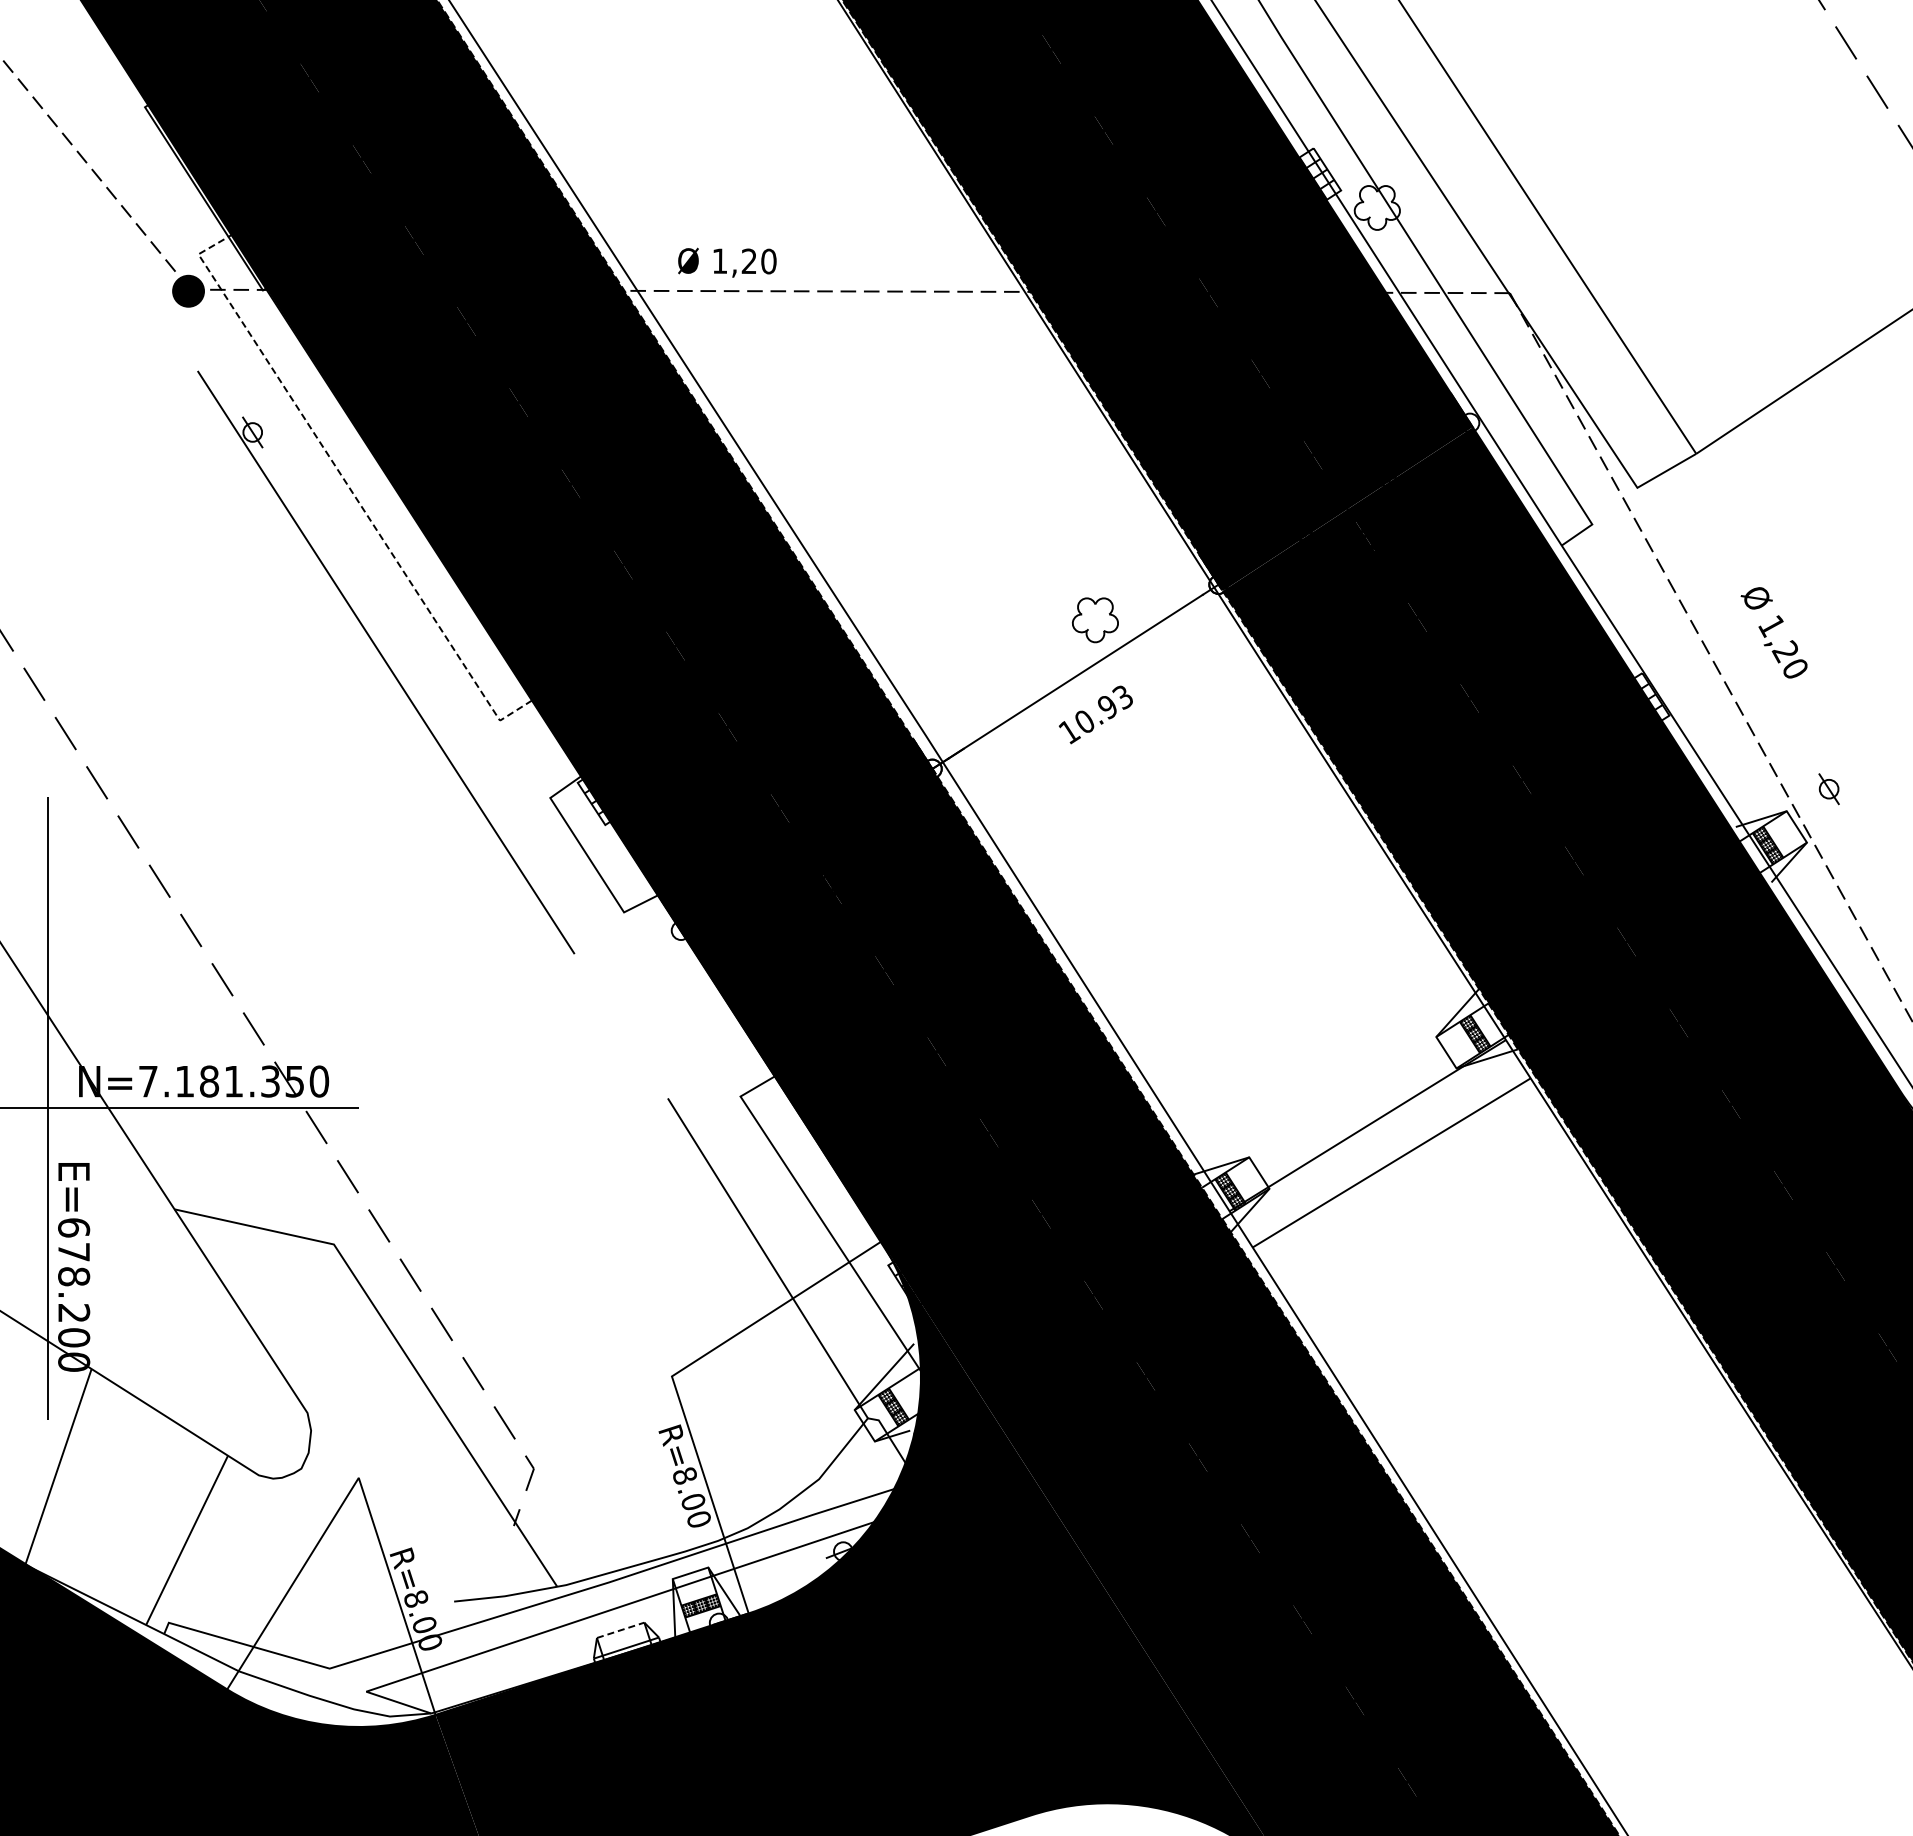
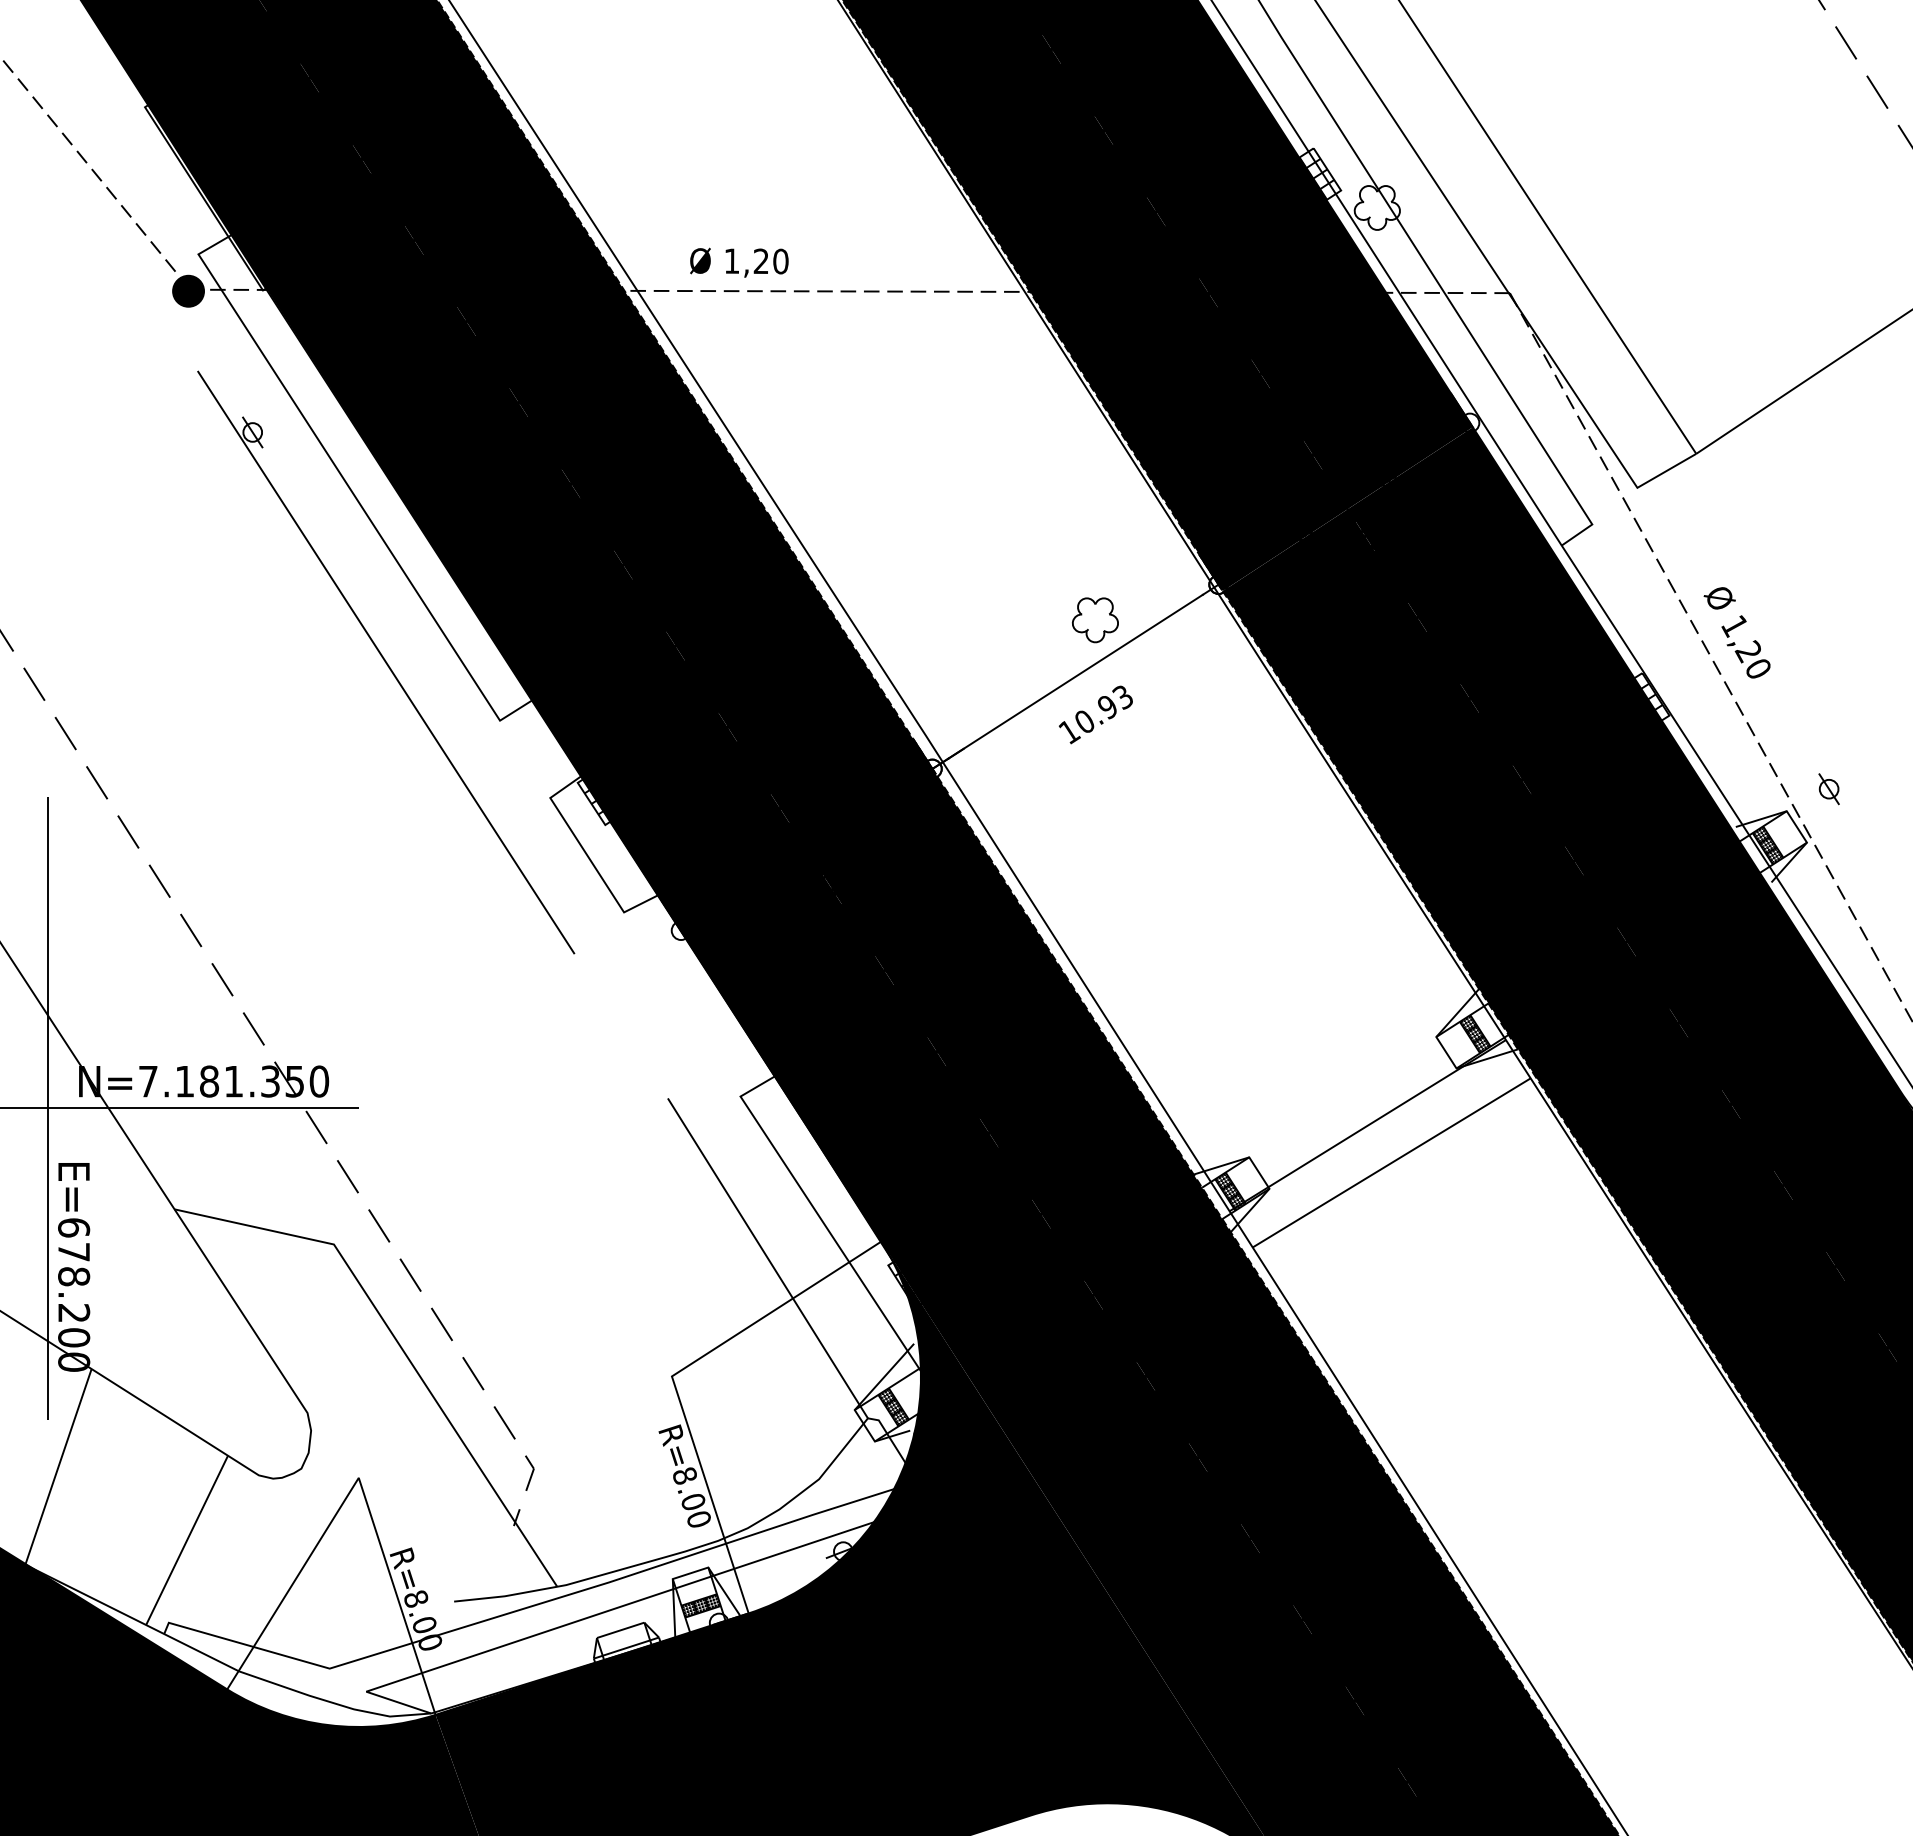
text position: (727, 262) -> (739, 262) (739, 262)
line: dashed -> solid (348, 486)
text position: (1773, 632) -> (1736, 632) (1736, 632)
line: dashed -> solid (620, 1630)
